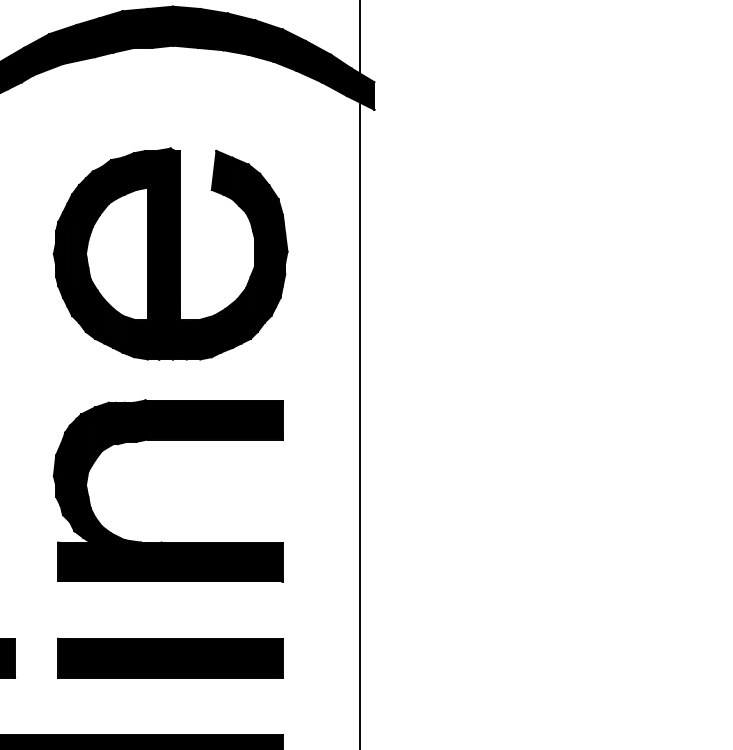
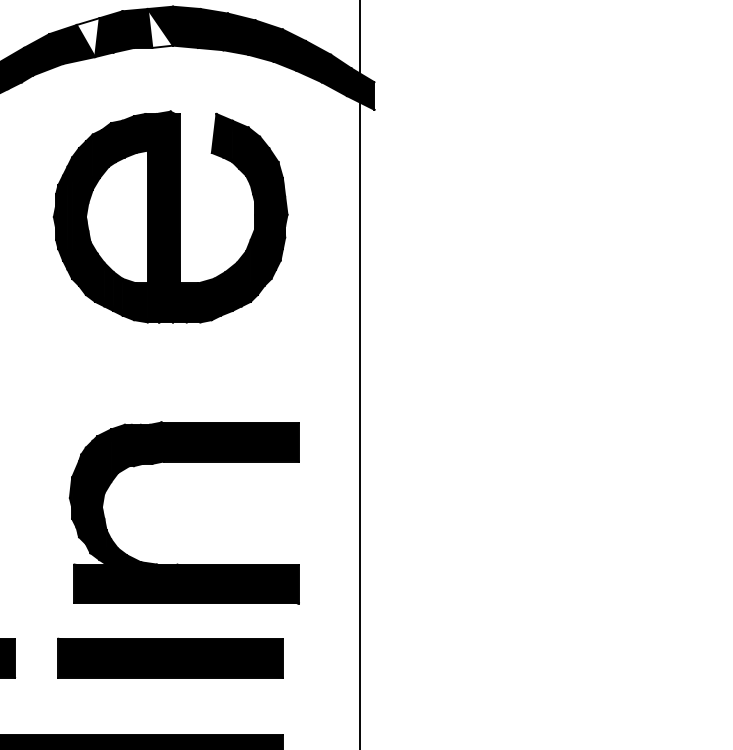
fill: present -> none (159, 28)
fill: present -> none (87, 37)
part position: (170, 253) -> (170, 216) (170, 216)
part position: (167, 440) -> (183, 462) (183, 462)
